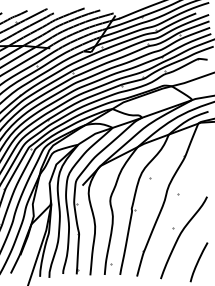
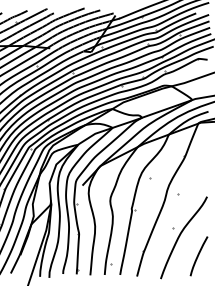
curve position: (198, 262) -> (198, 256) (198, 256)
